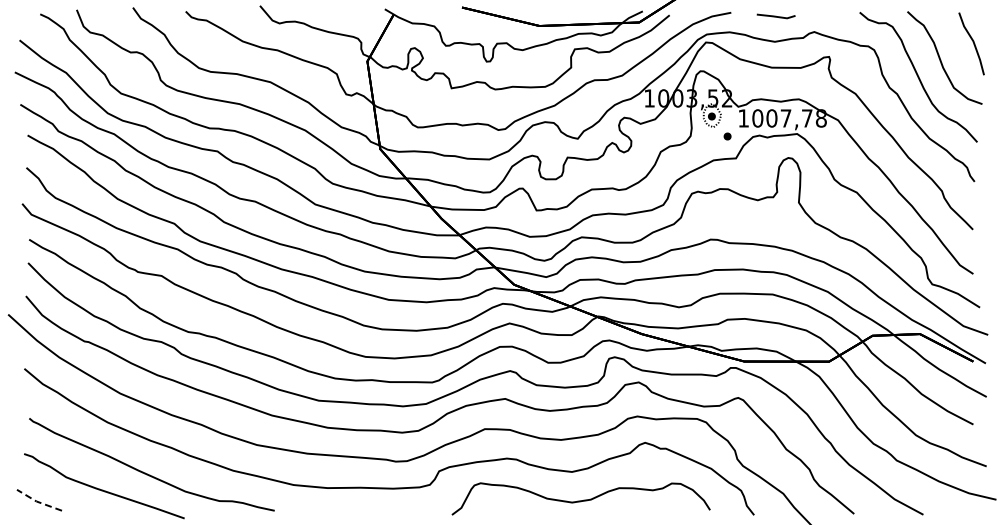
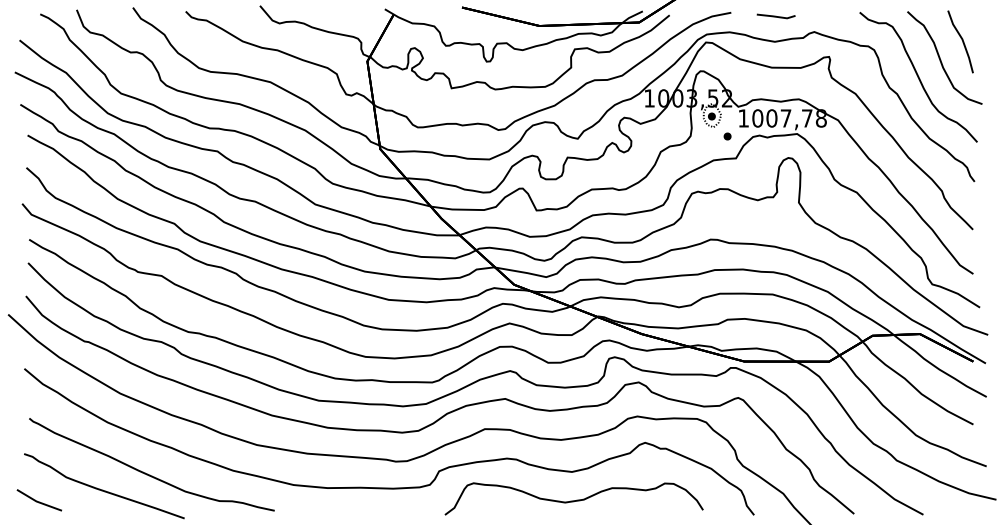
line position: (972, 42) -> (961, 40) (961, 40)
curve position: (580, 500) -> (573, 500) (573, 500)
line: dashed -> solid (38, 502)
